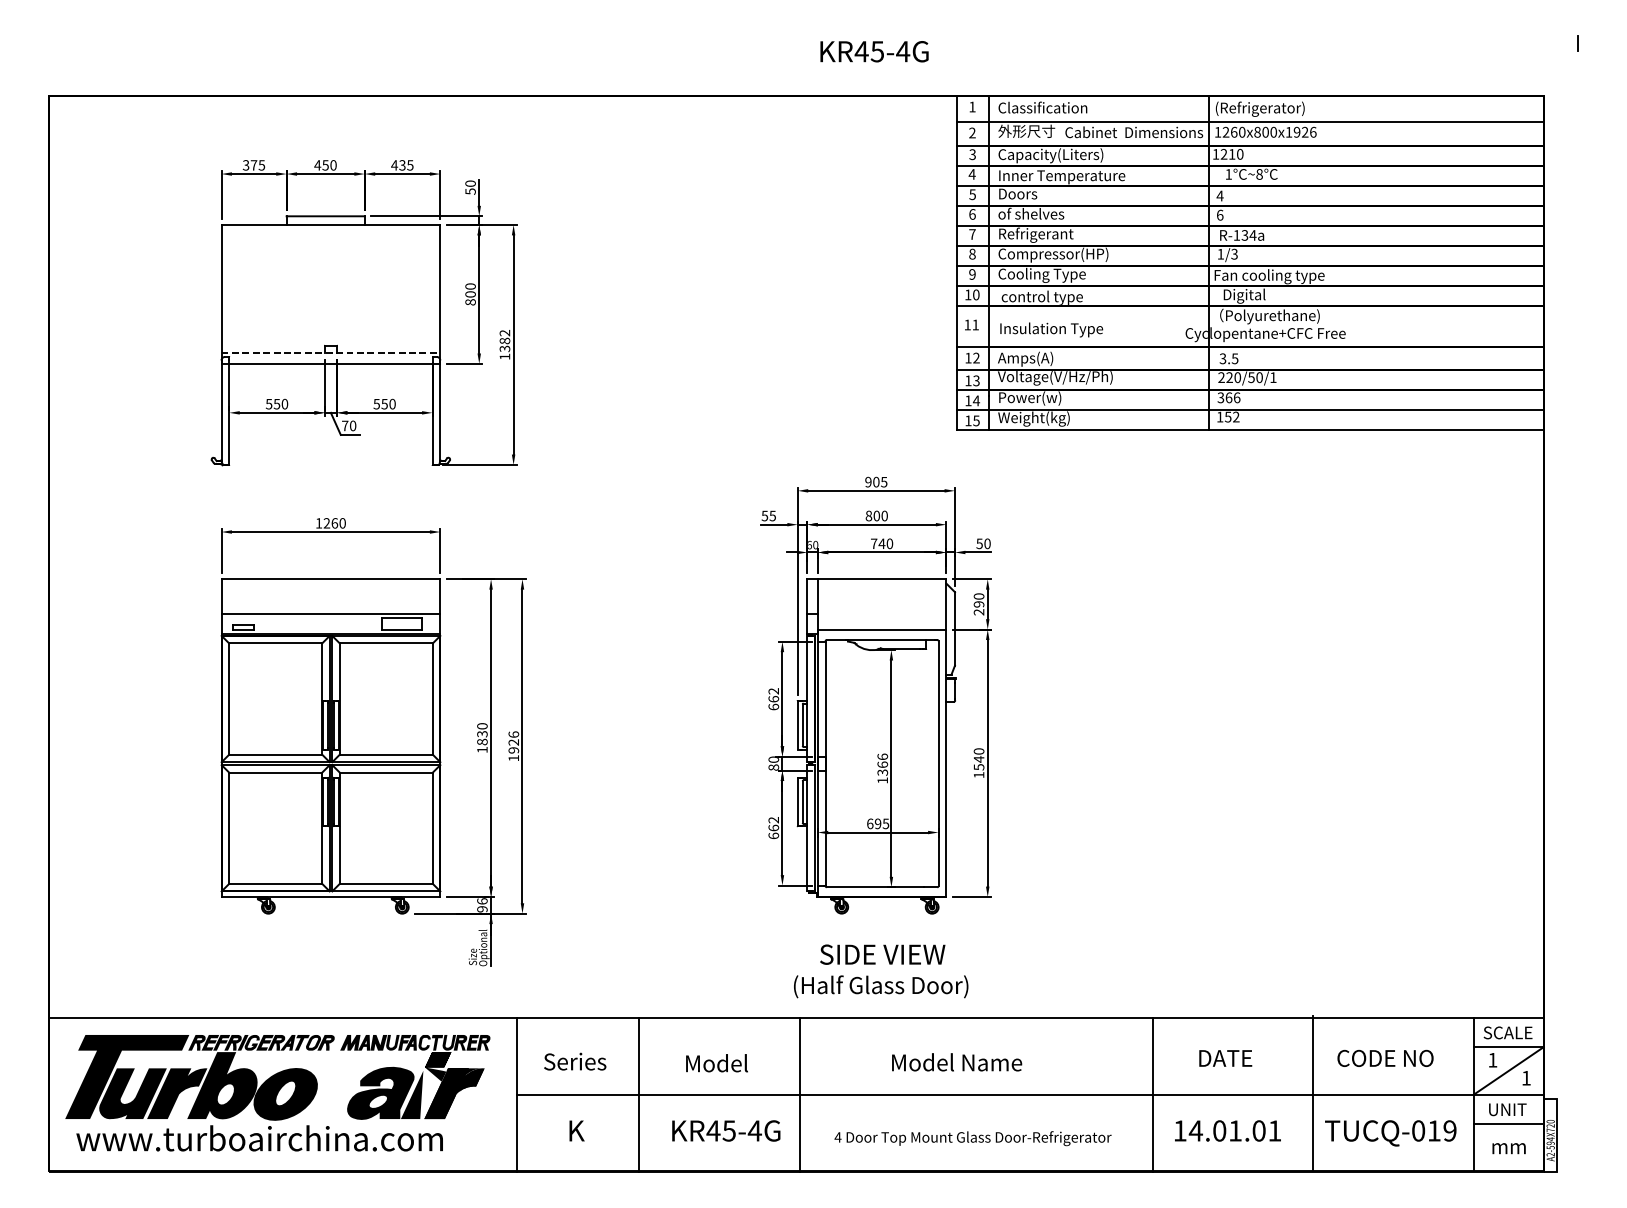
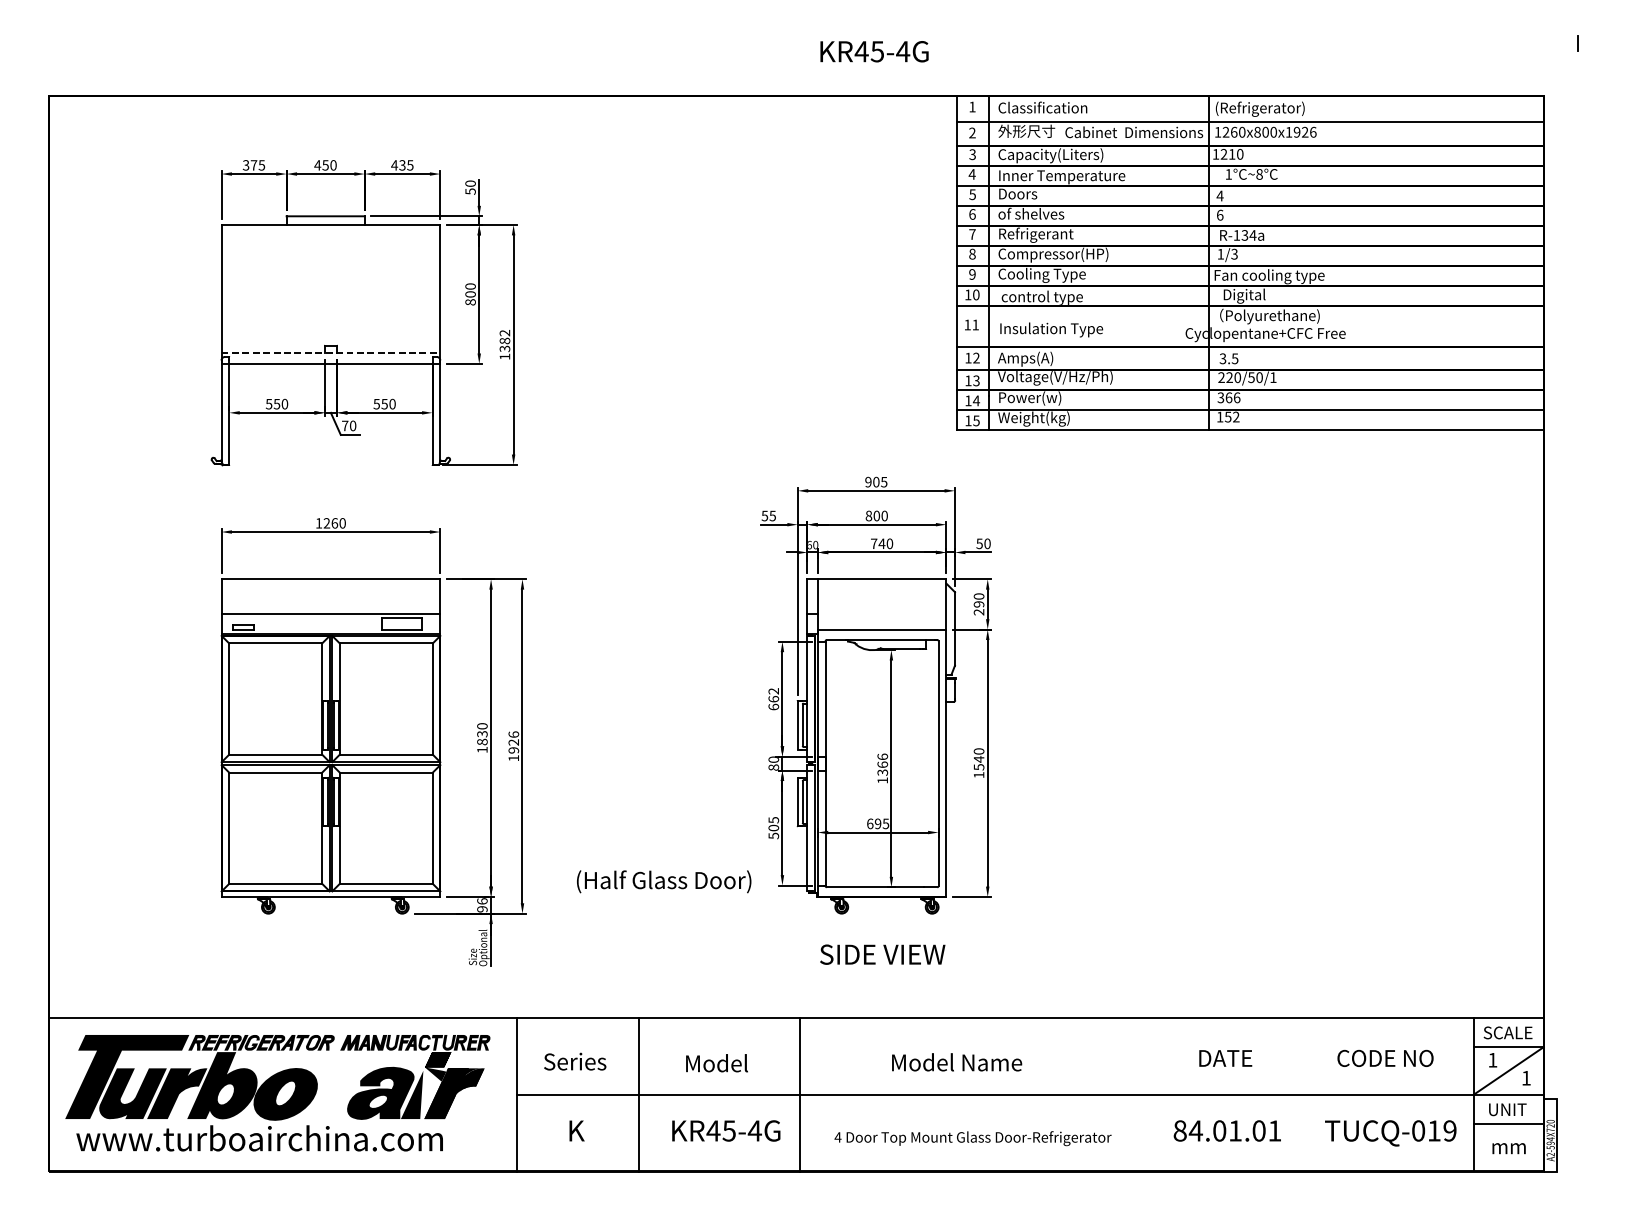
text: 662 -> 505 (773, 828)
text position: (881, 986) -> (664, 881) (664, 881)
line: present -> none (1312, 1092)
line: present -> none (1153, 1094)
text: 14.01.01 -> 84.01.01 (1179, 1130)
